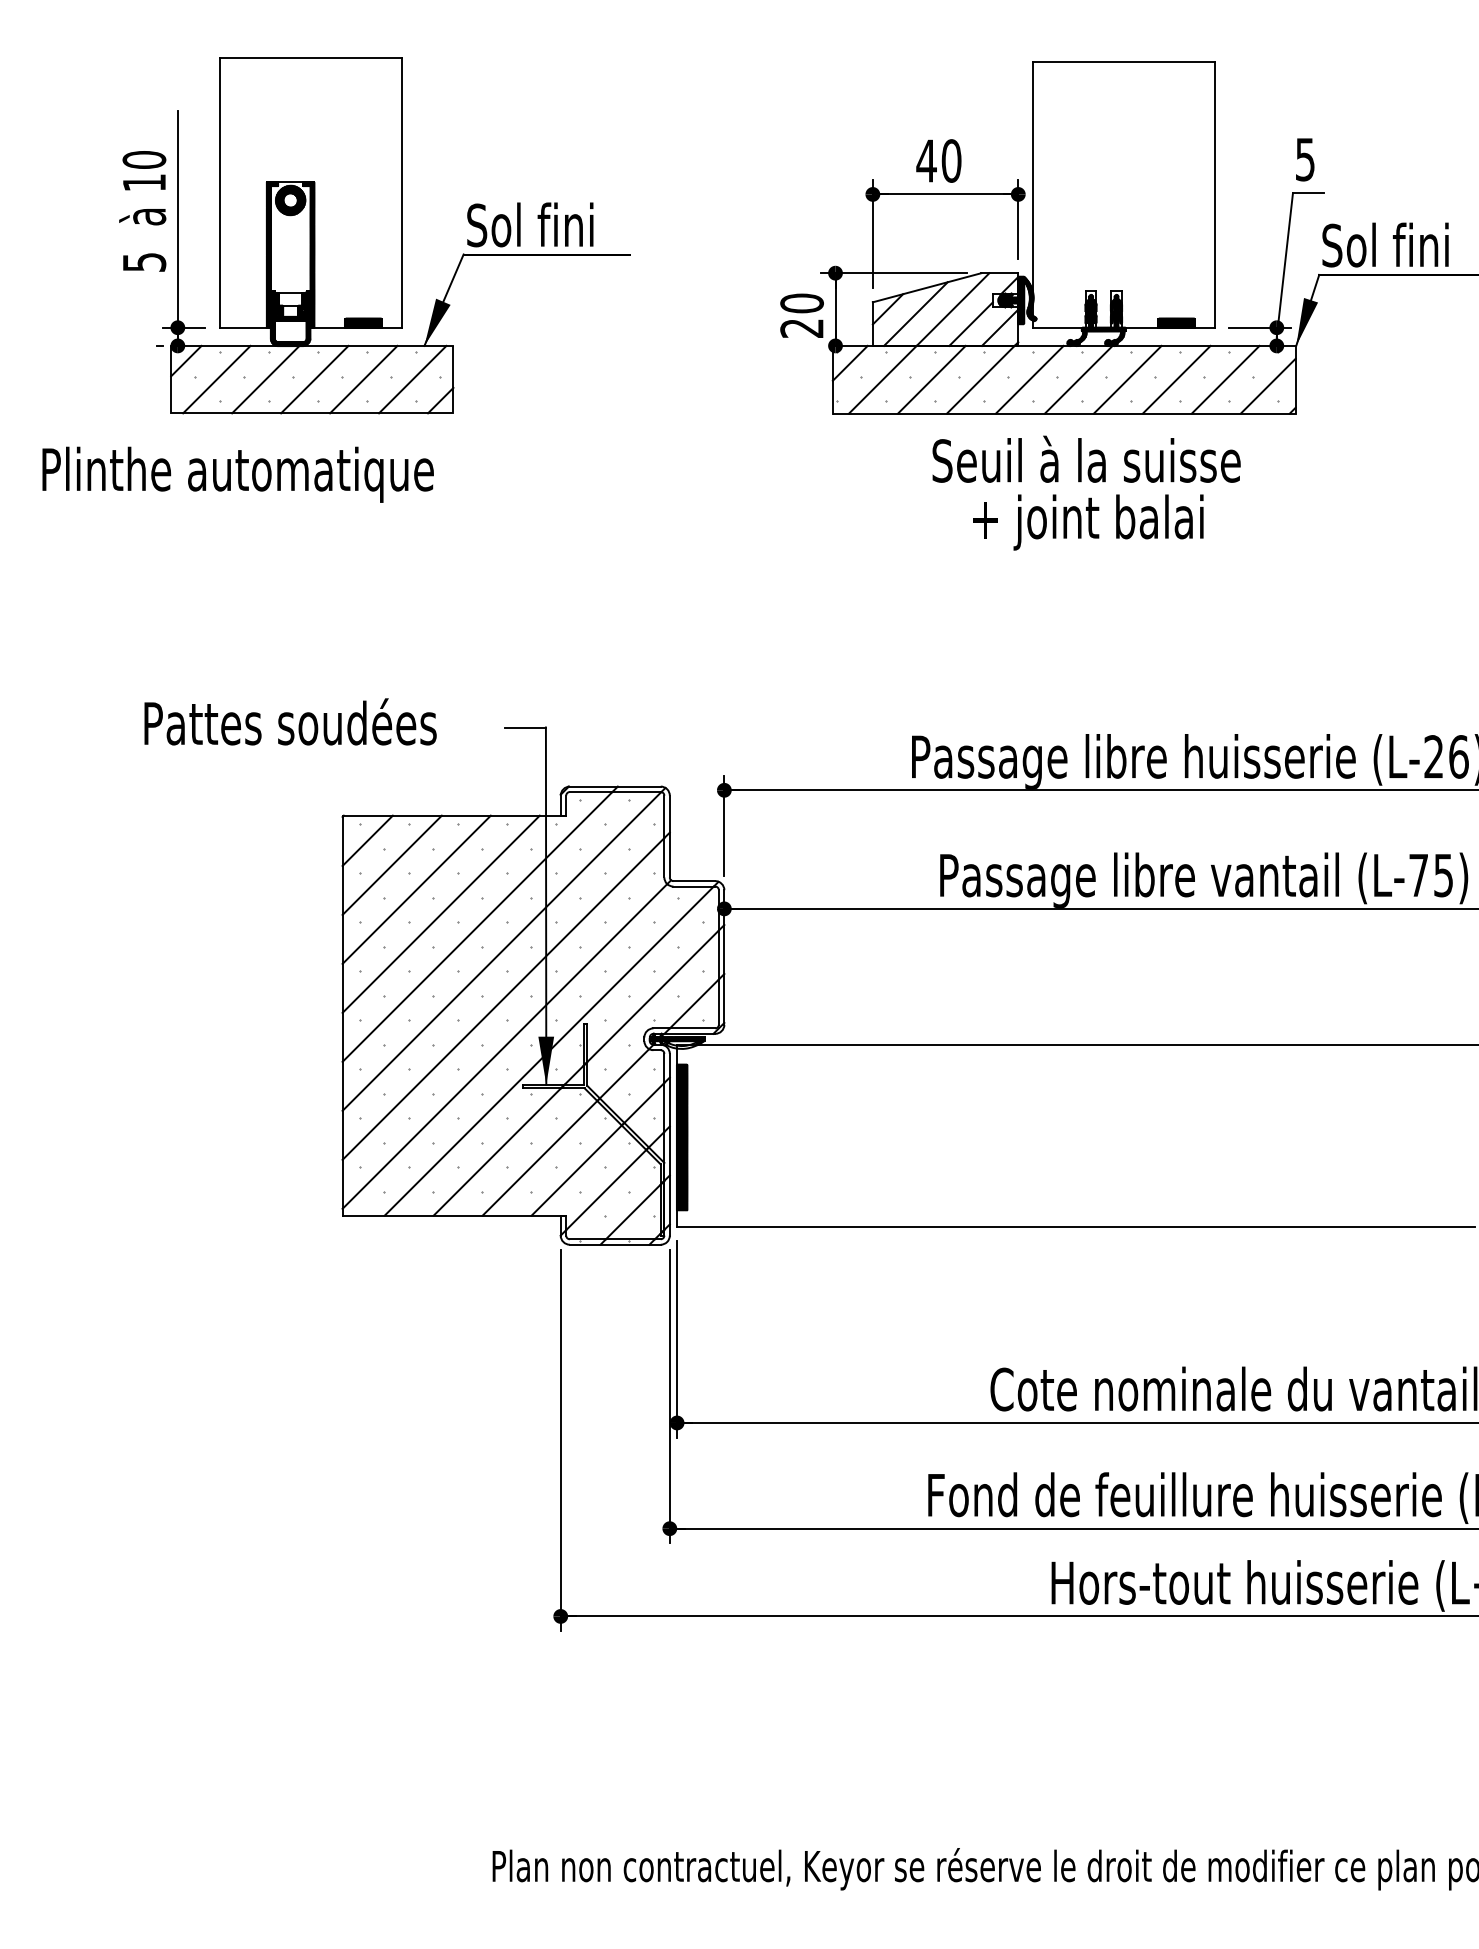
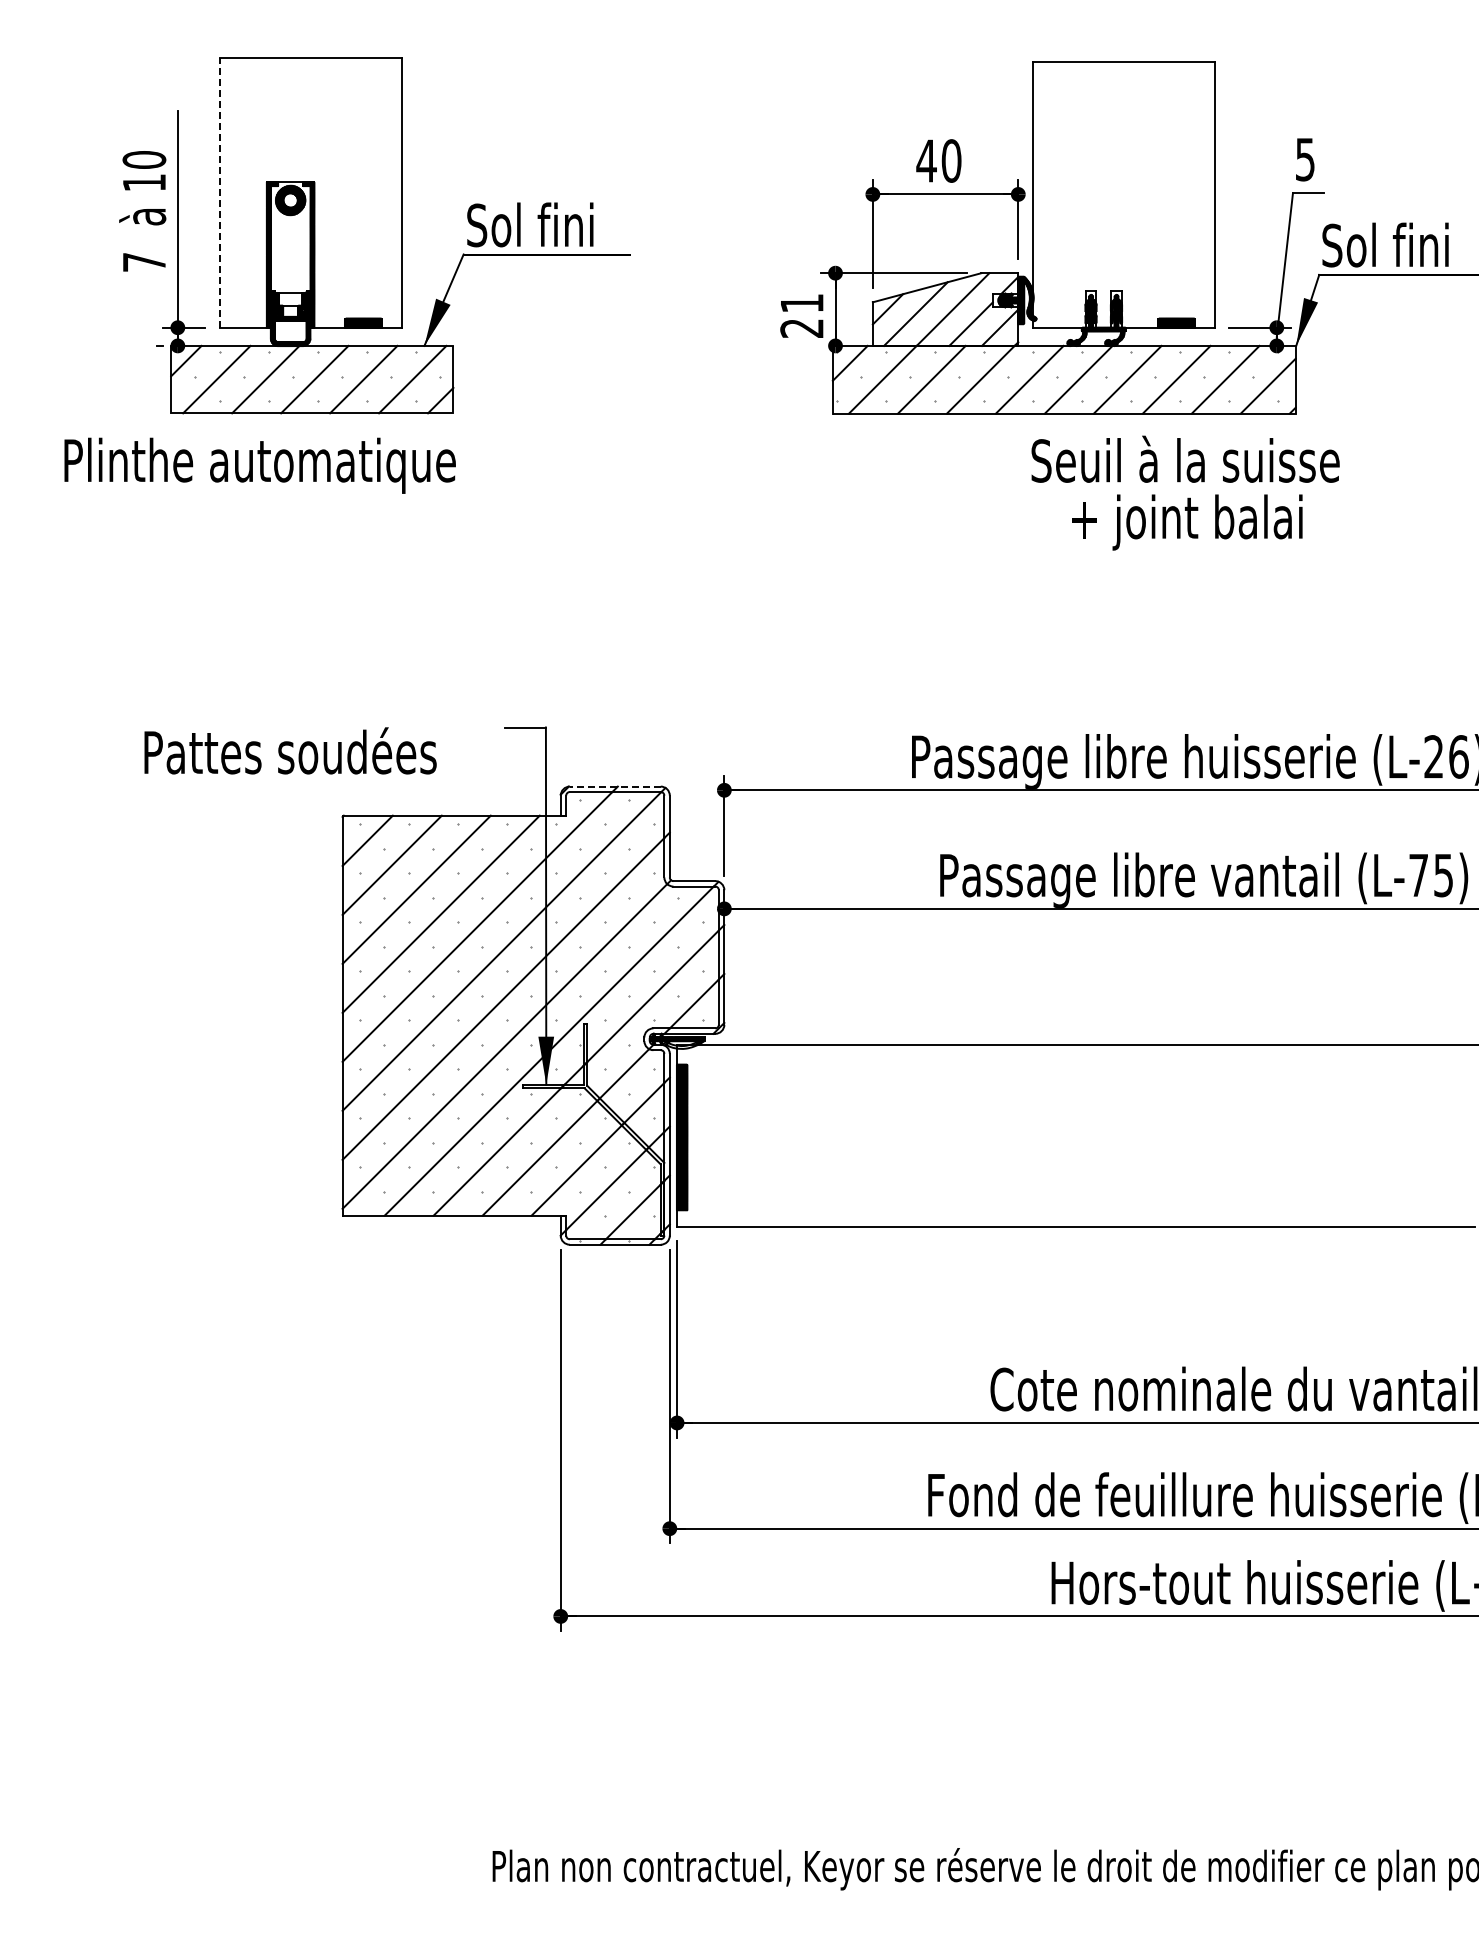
line: solid -> dashed (219, 193)
text: 5 -> 7 (144, 262)
text: 20 -> 21 (801, 303)
text position: (237, 474) -> (259, 465) (259, 465)
text position: (1086, 492) -> (1185, 492) (1185, 492)
text position: (290, 721) -> (290, 750) (290, 750)
line: solid -> dashed (614, 786)
